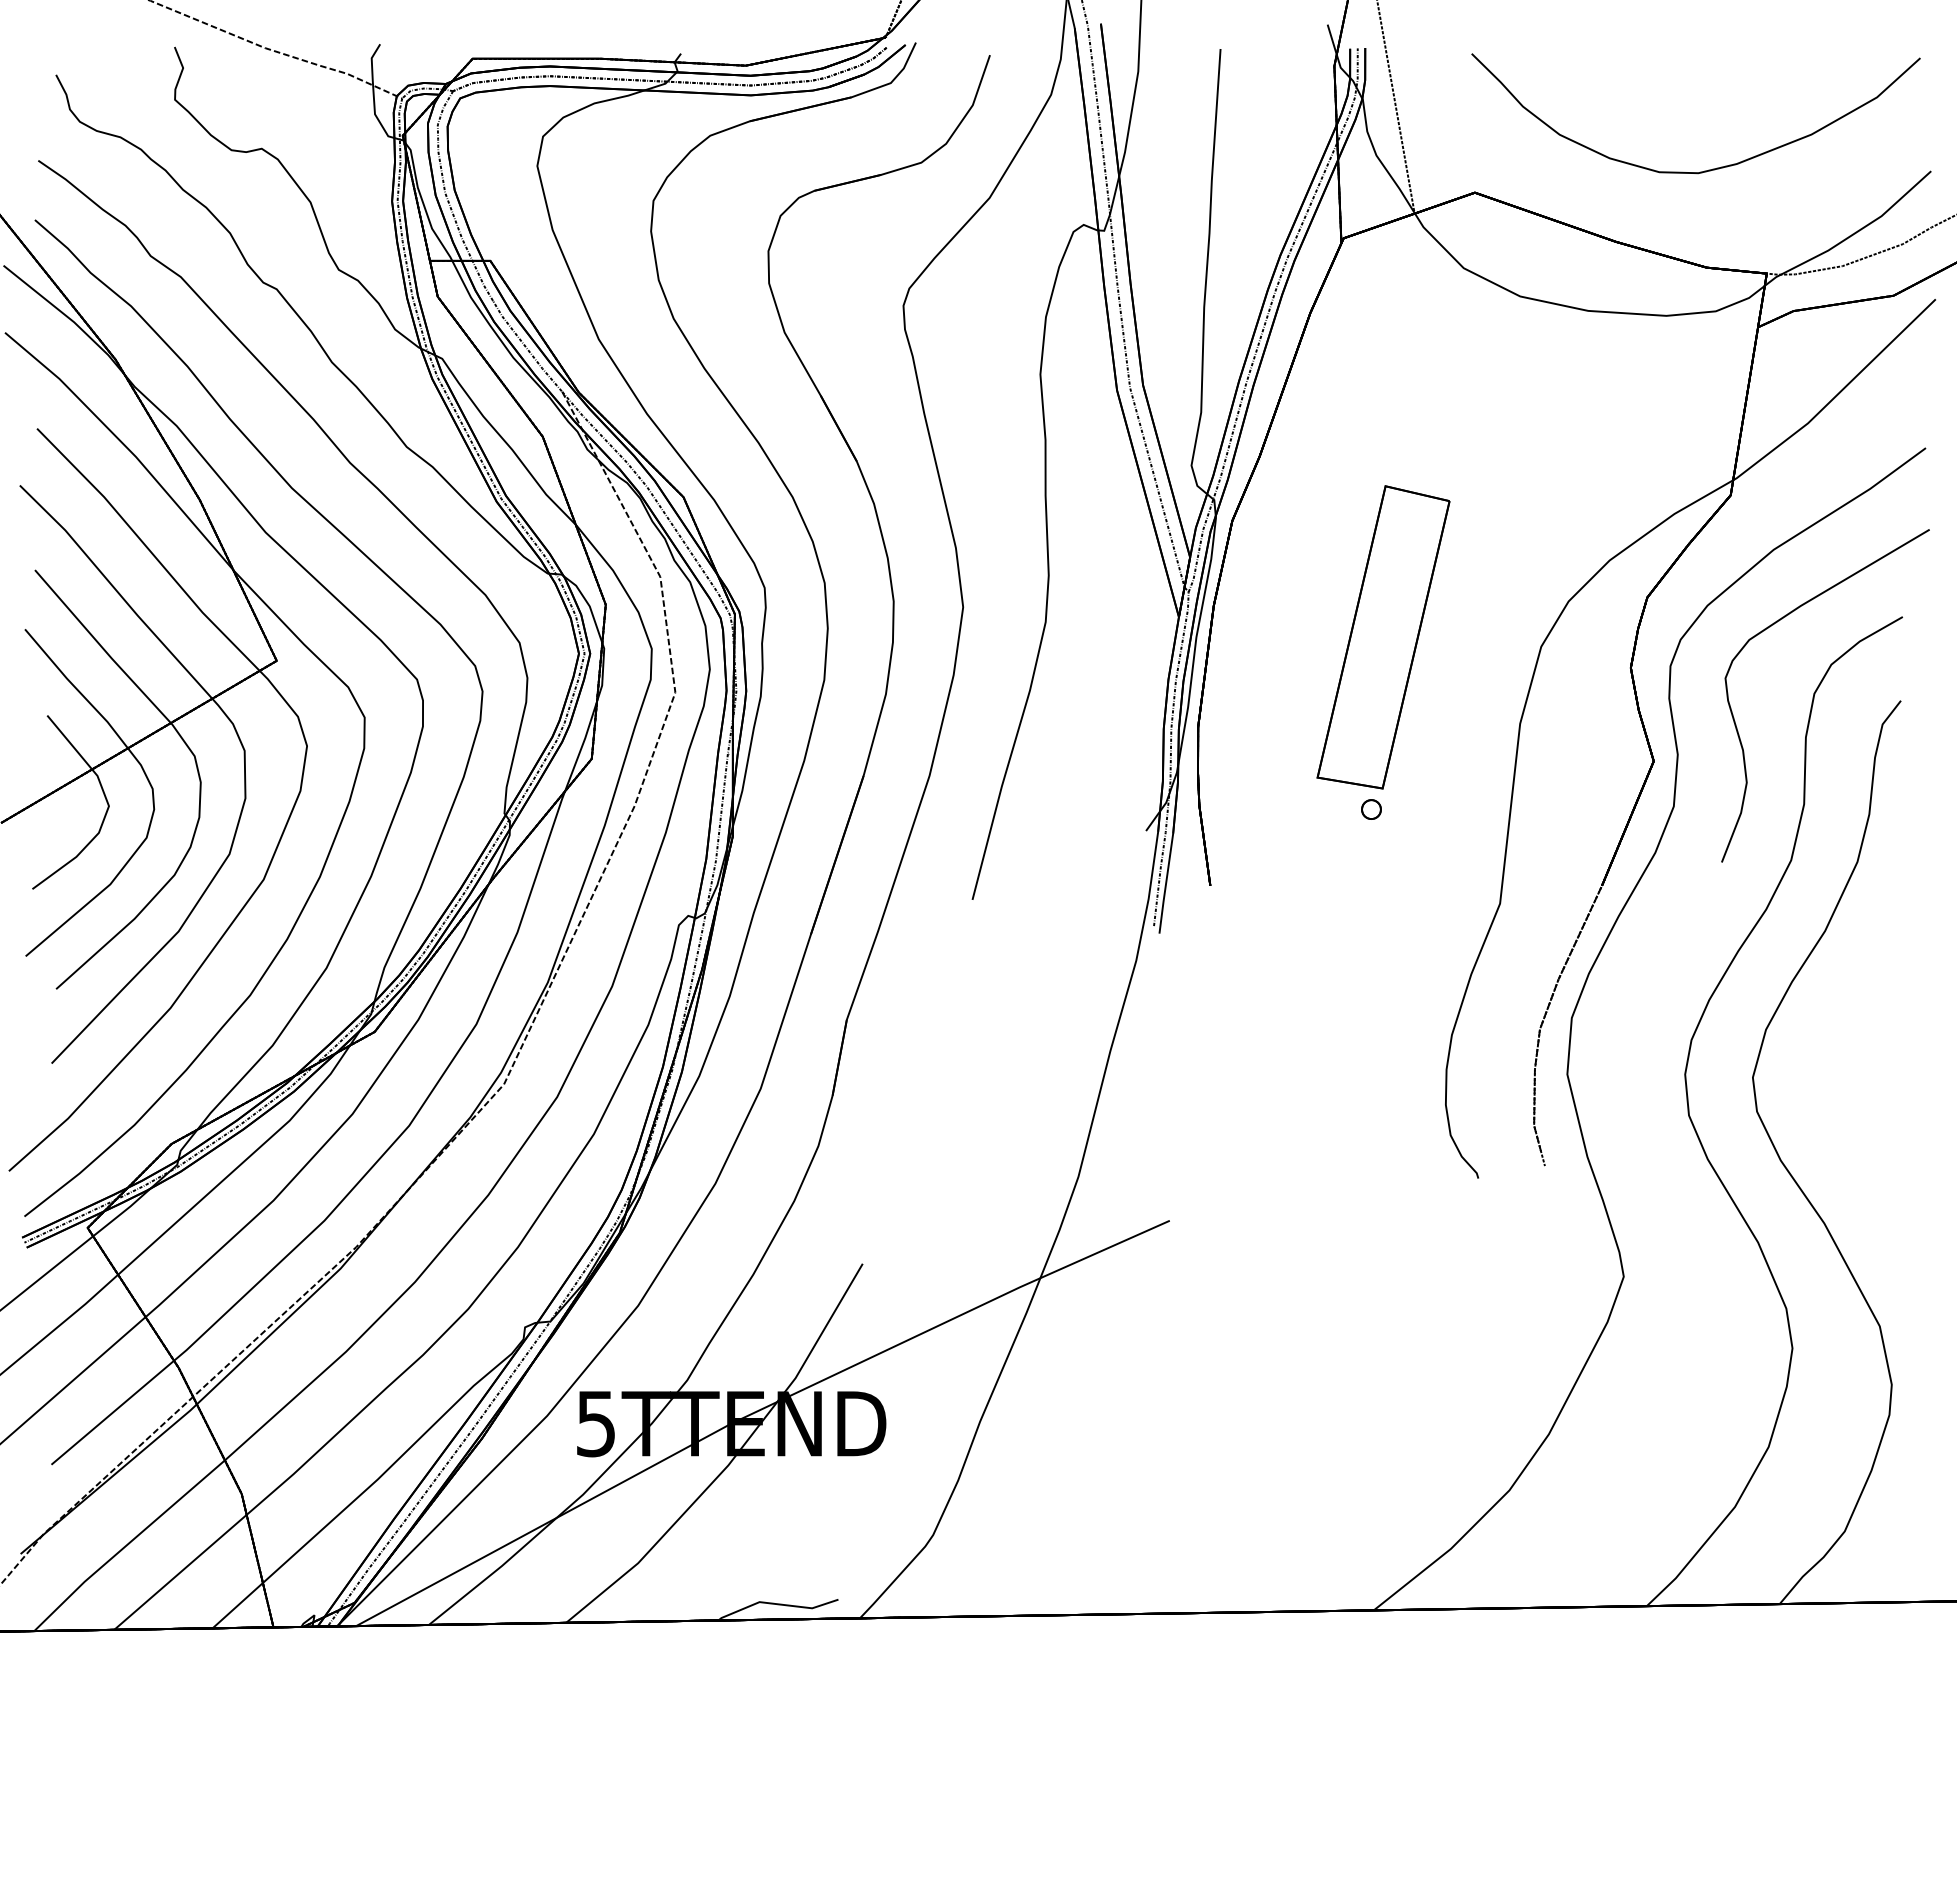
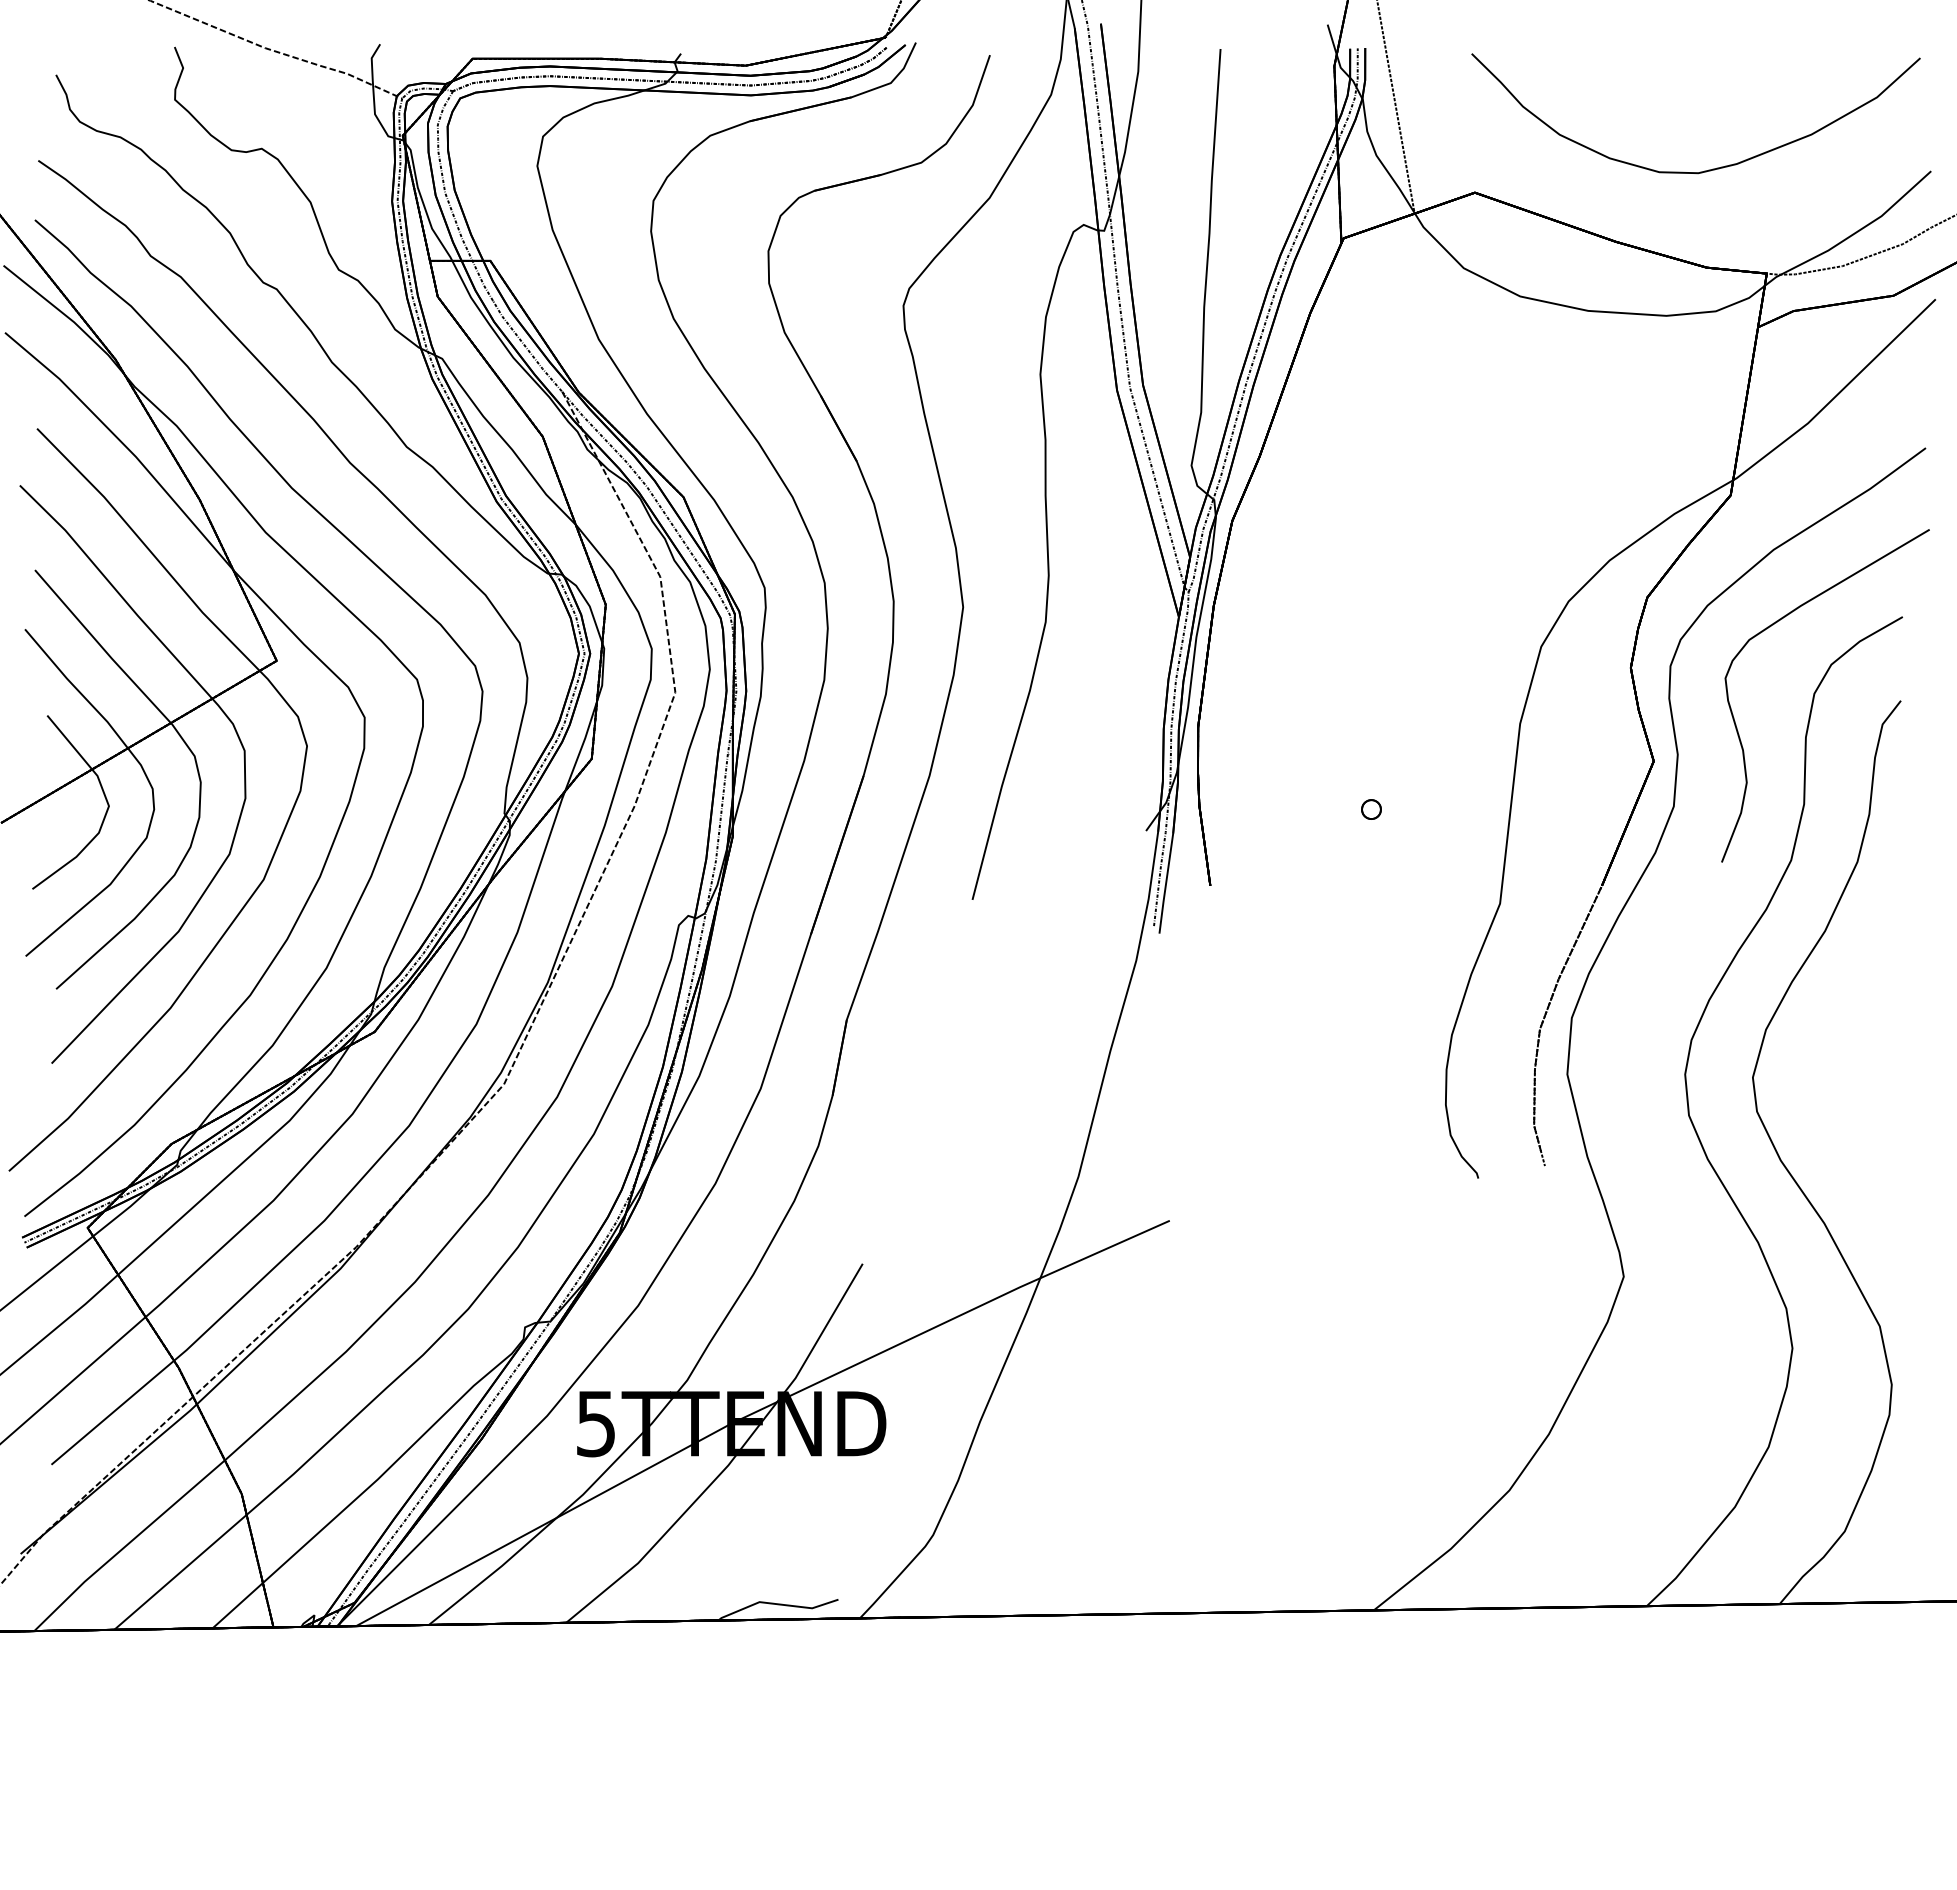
part: present -> none (1383, 637)
